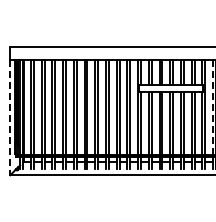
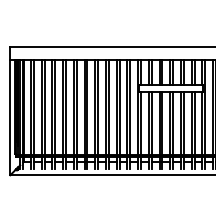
line: dashed -> solid (213, 107)
line: dashed -> solid (10, 117)
